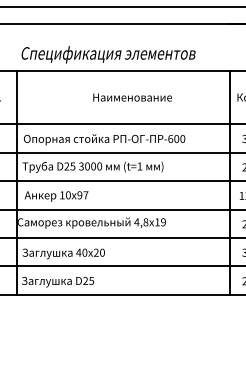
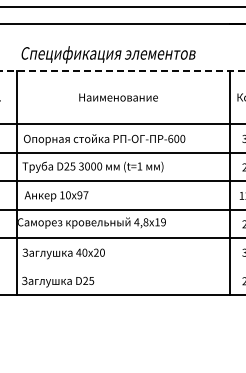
line: solid -> dashed (123, 70)
text position: (132, 97) -> (118, 97) (118, 97)
line: present -> none (122, 266)
